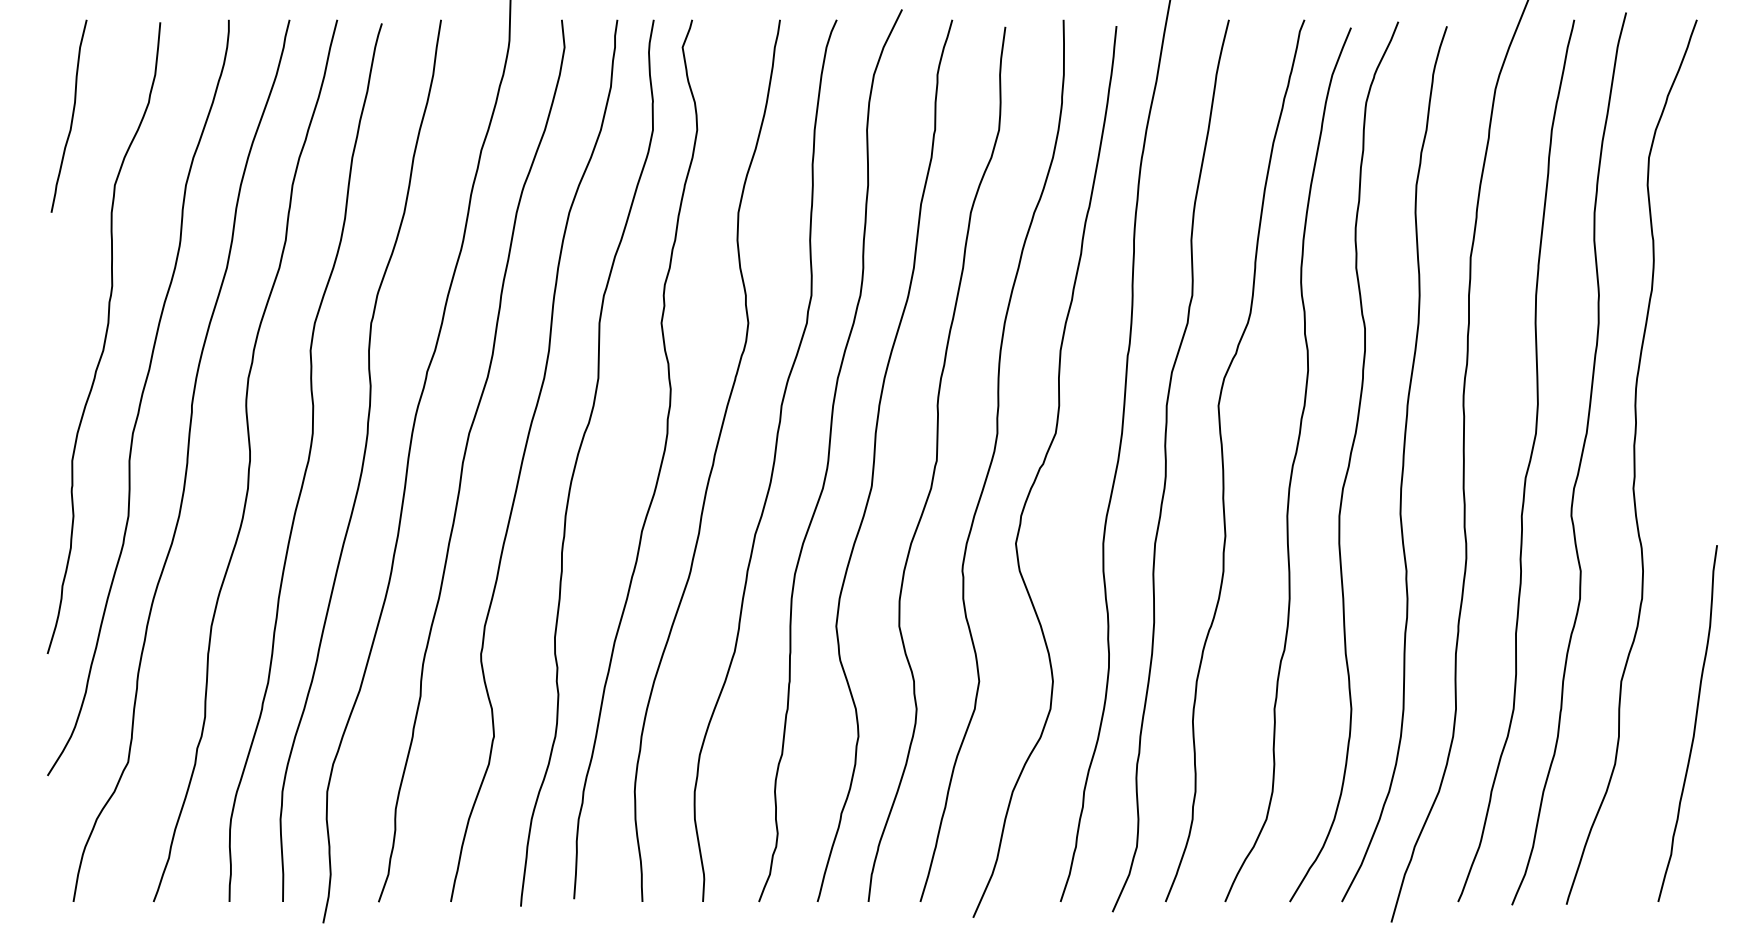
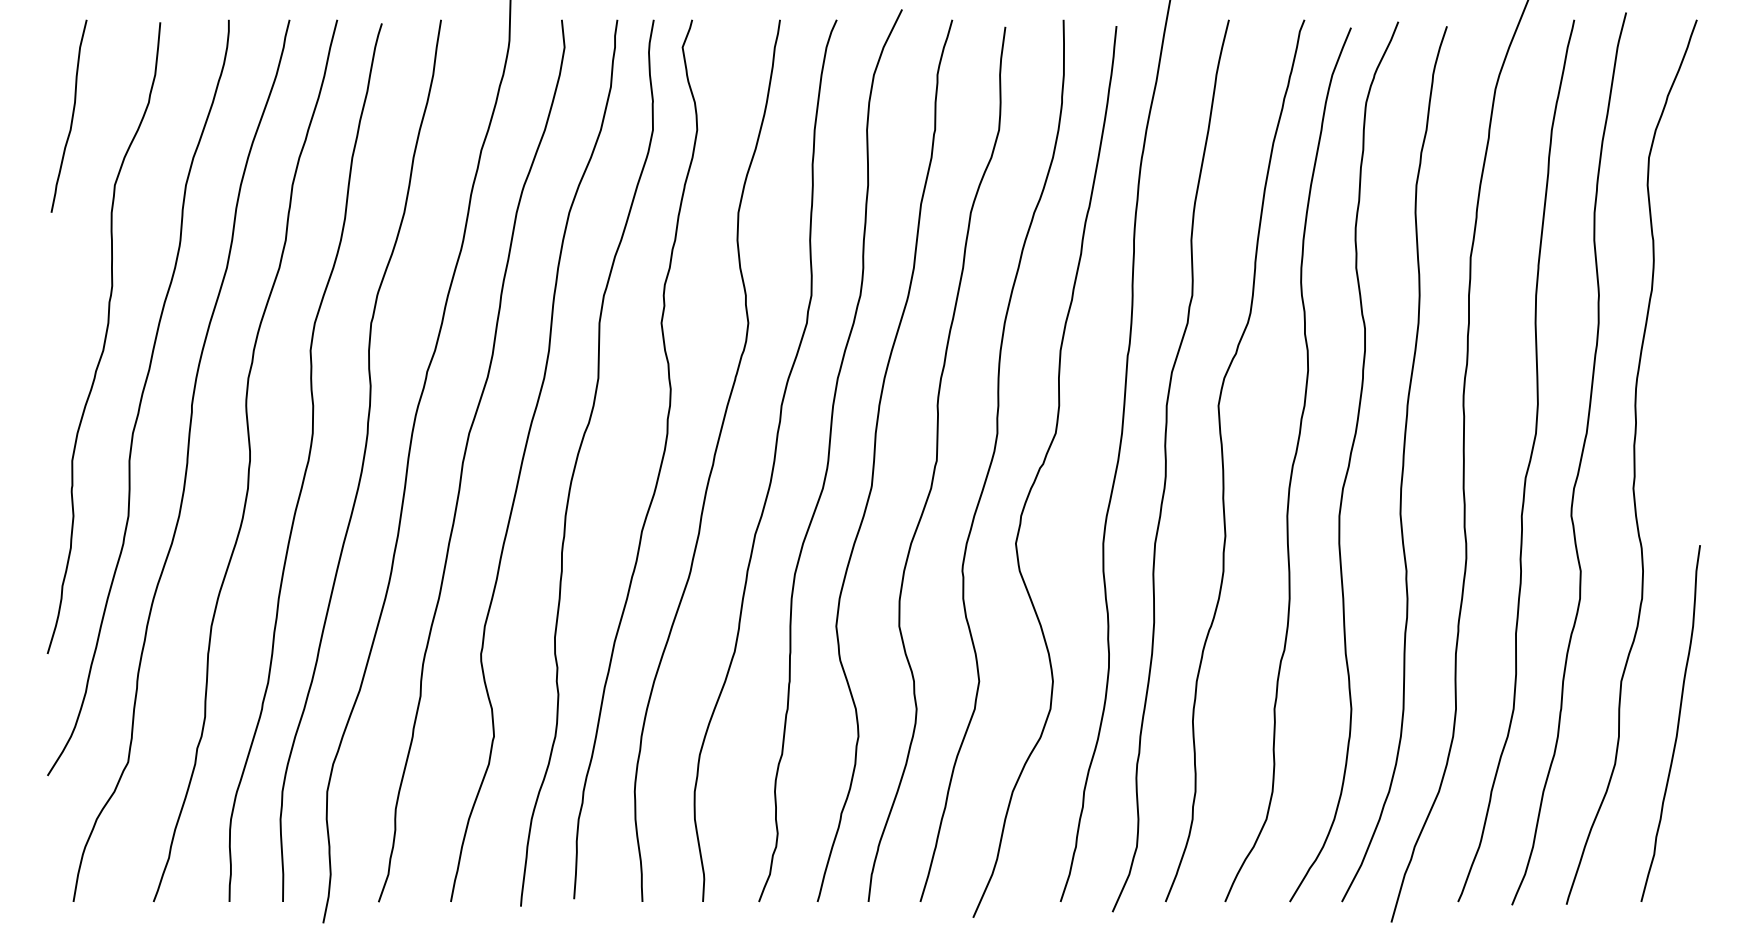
curve position: (1694, 723) -> (1677, 723) (1677, 723)
